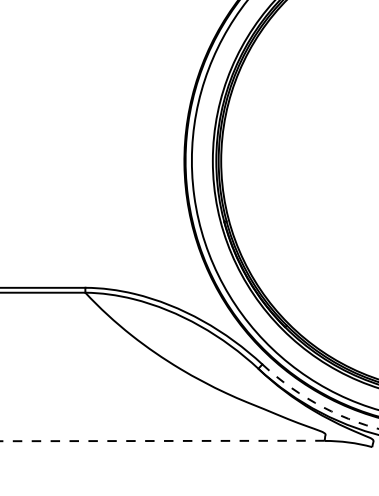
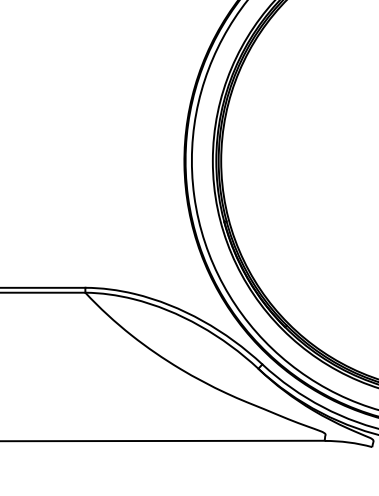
arc: dashed -> solid (316, 403)
line: dashed -> solid (161, 440)
